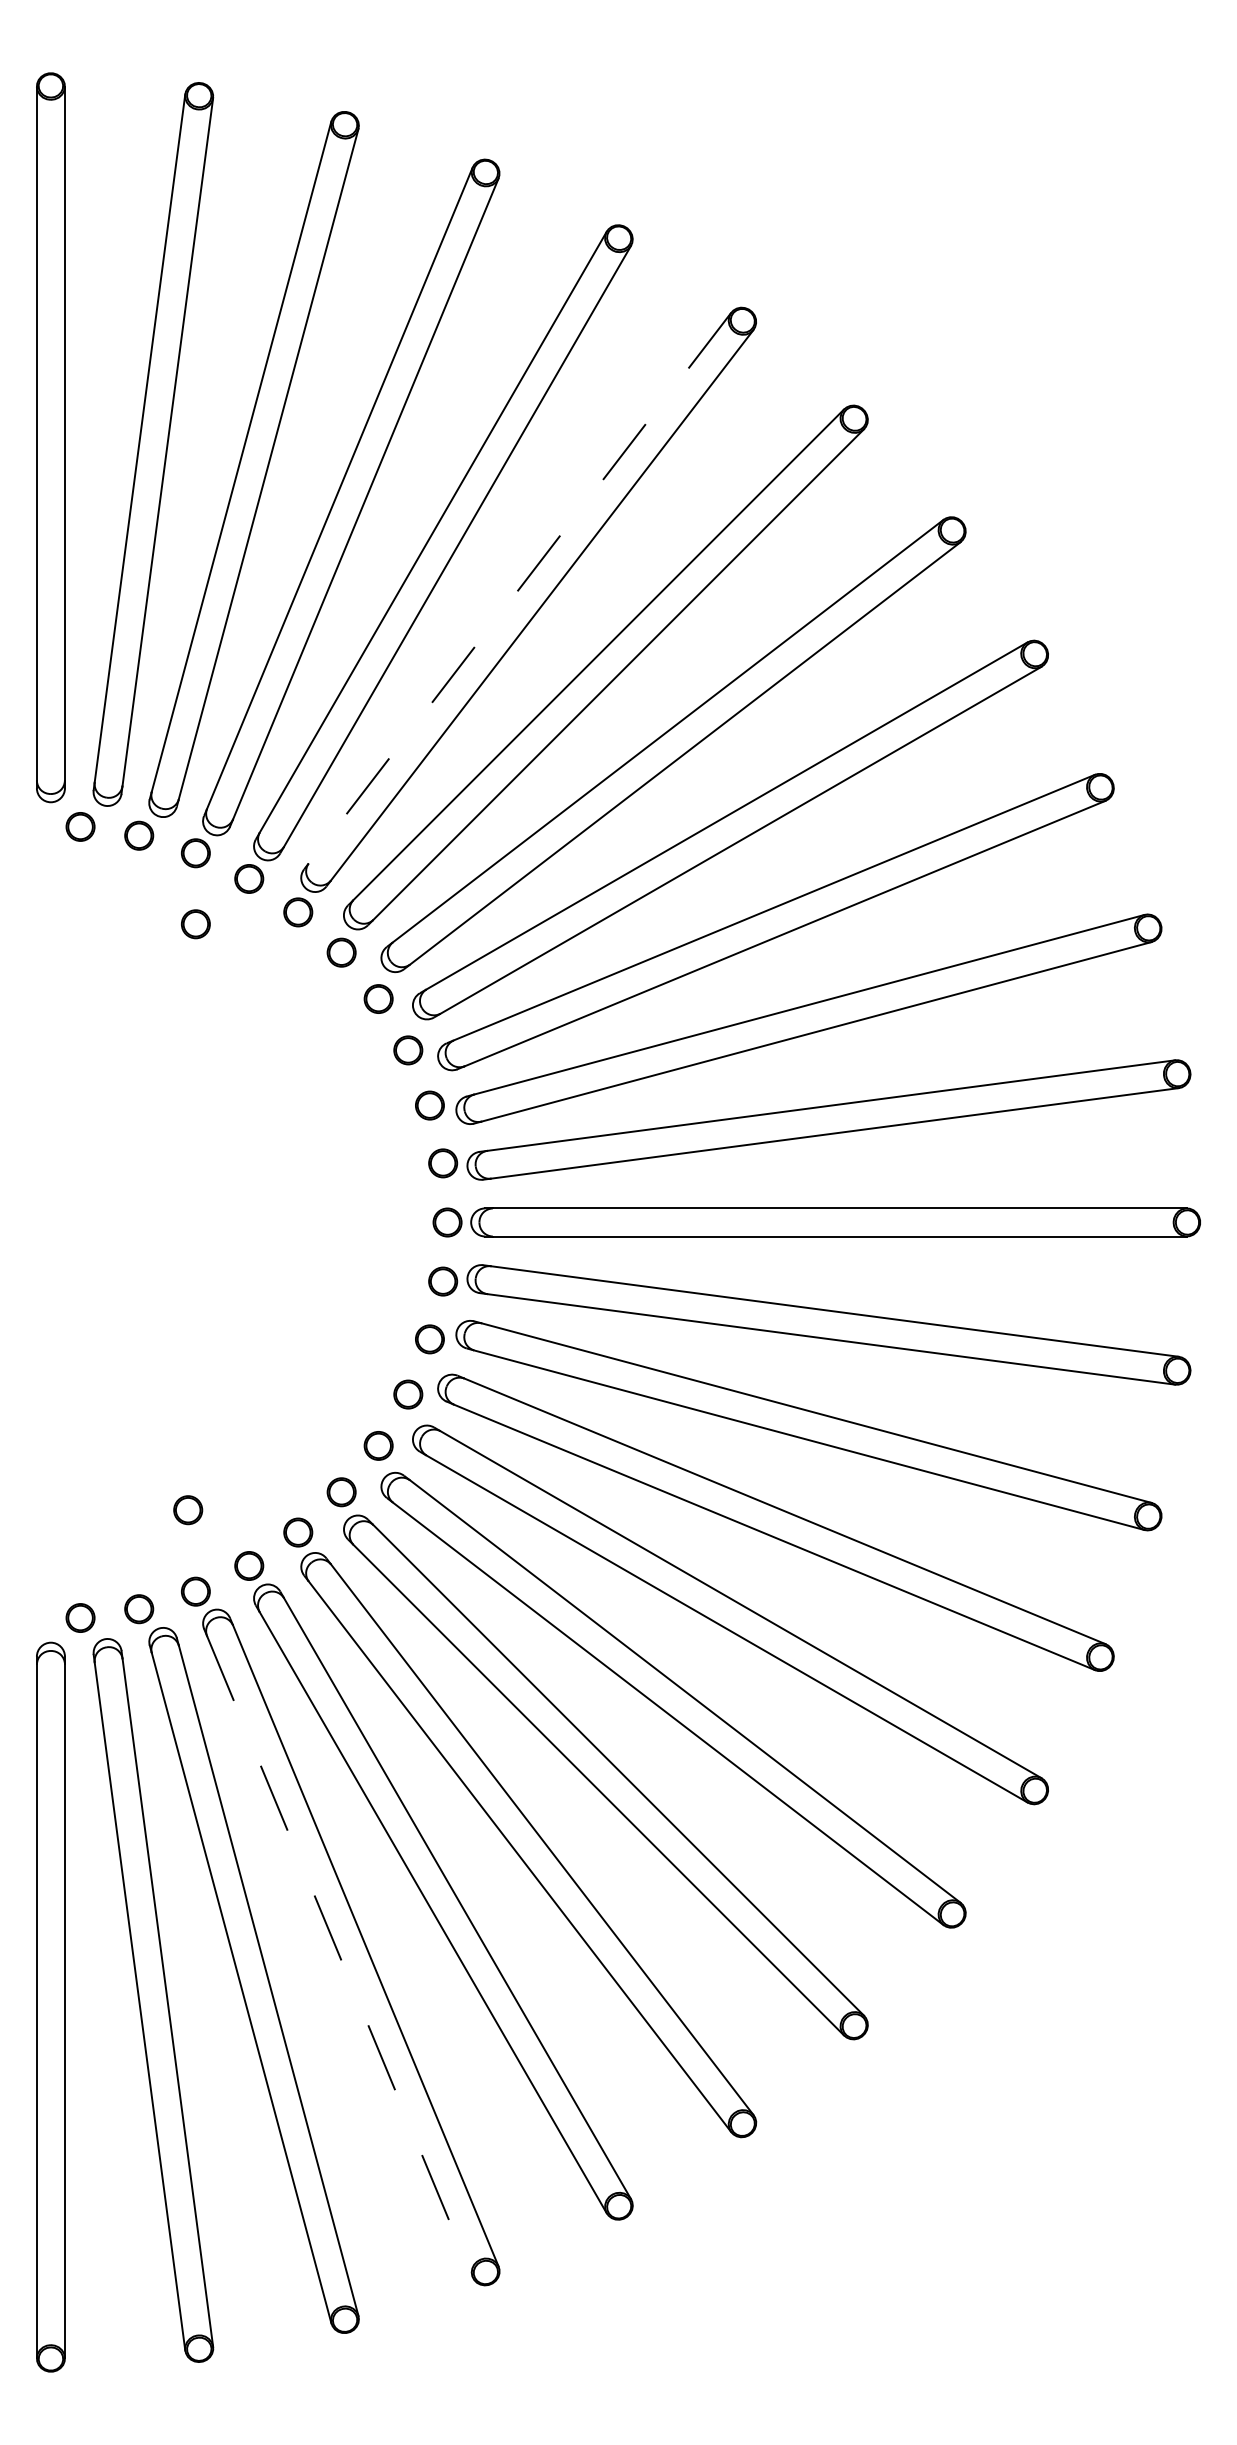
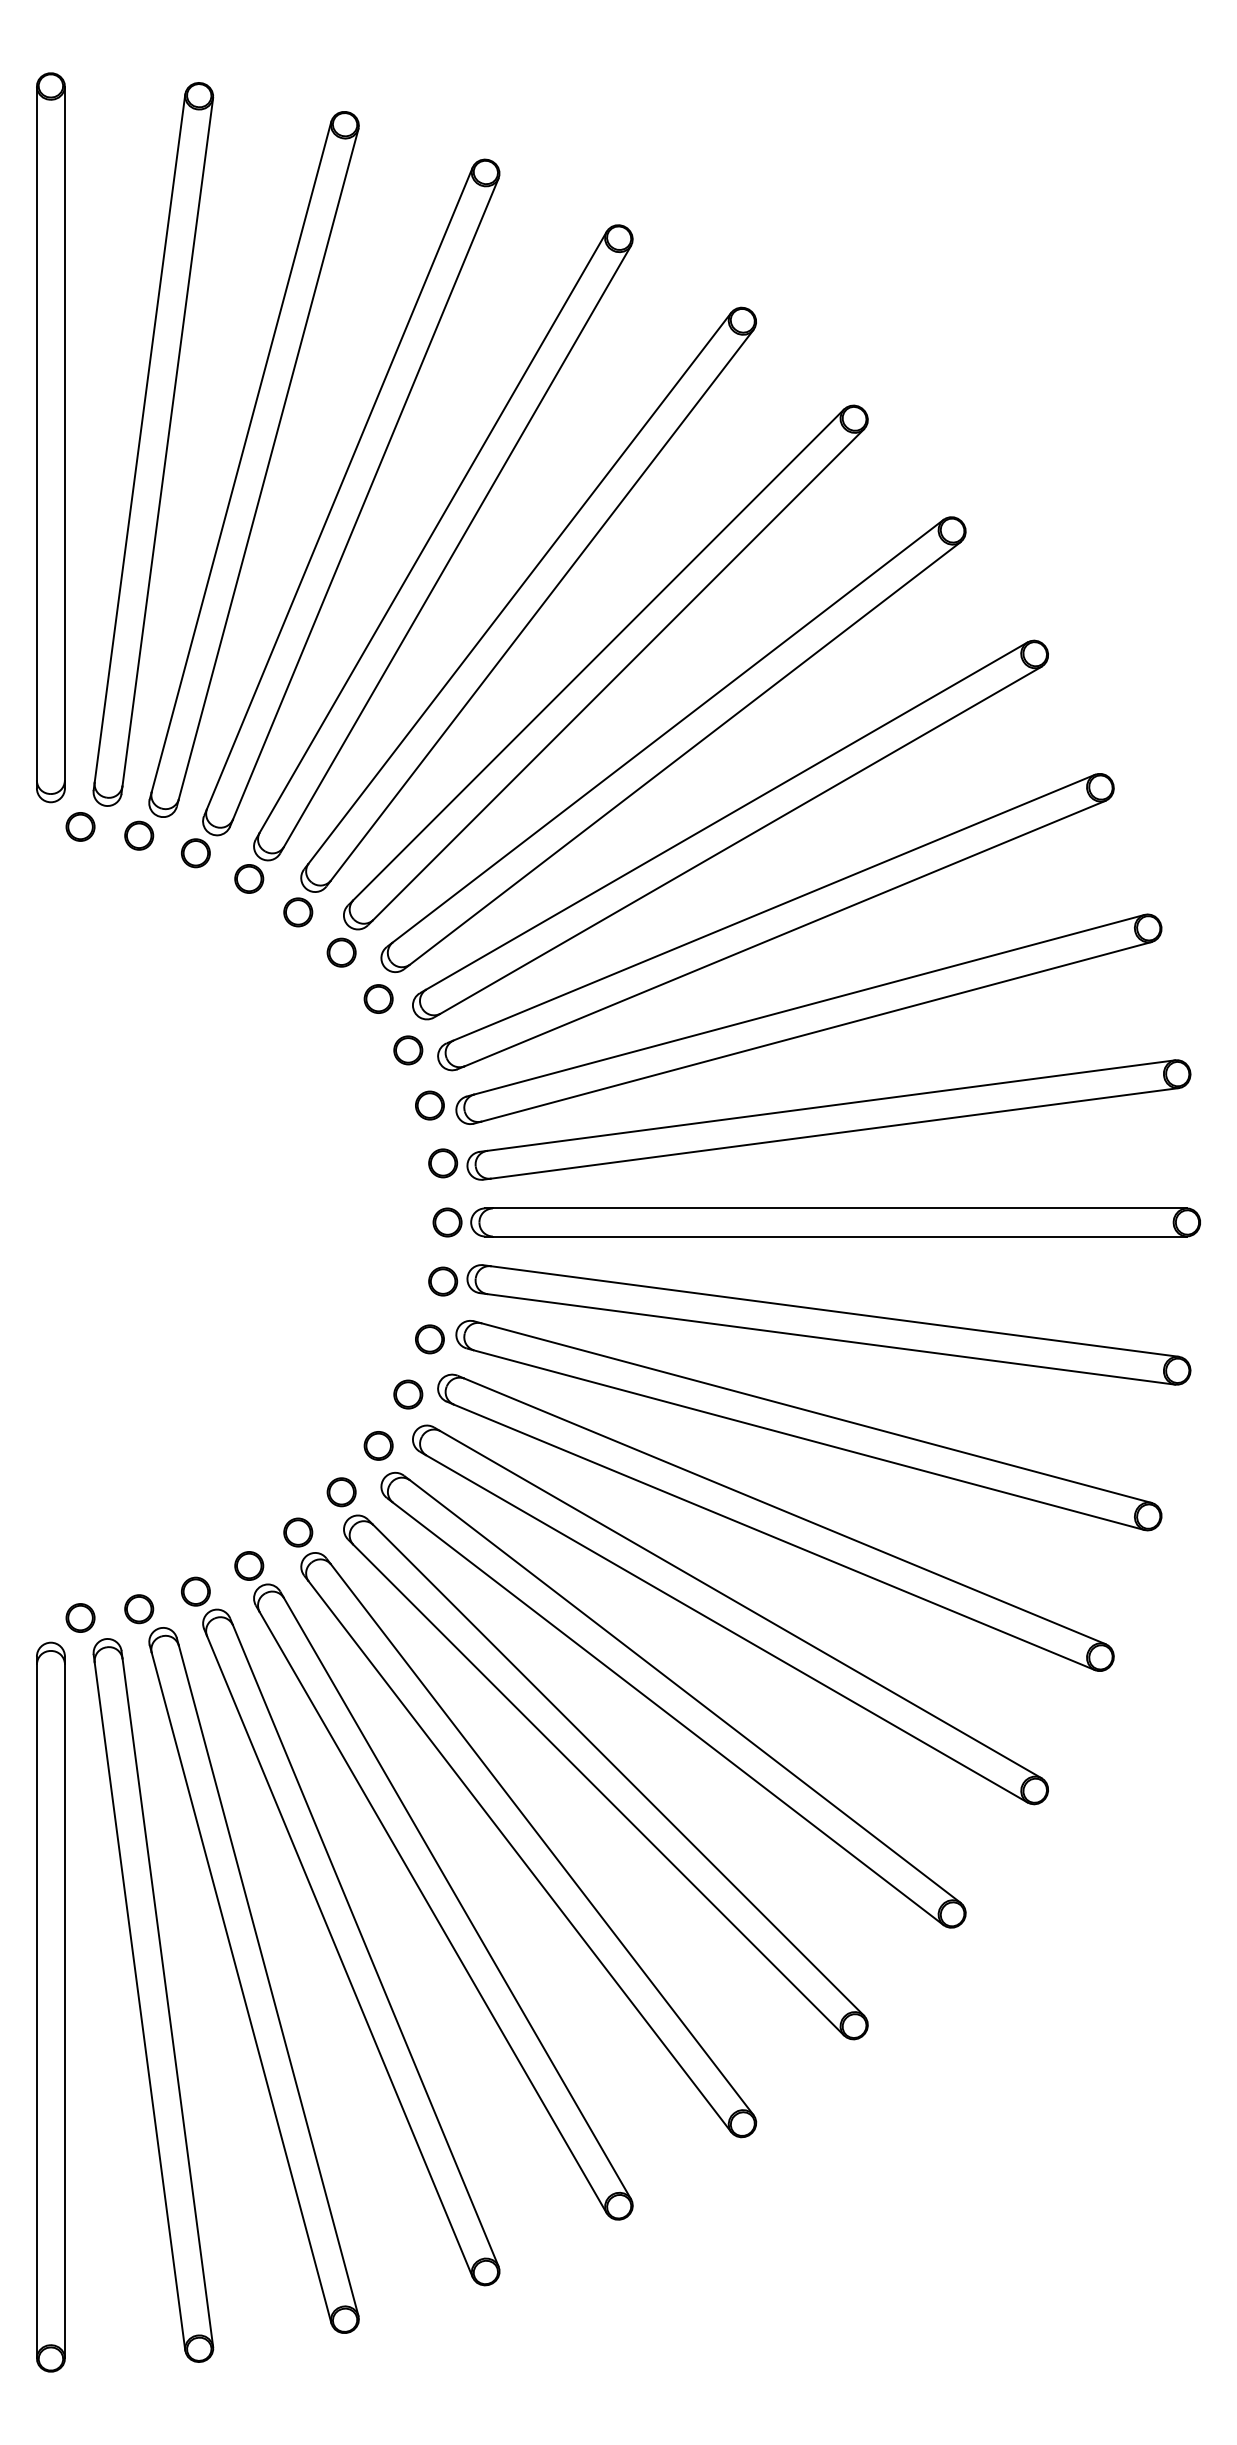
line: dashed -> solid (519, 588)
part: present -> none (195, 924)
part: present -> none (188, 1510)
line: dashed -> solid (340, 1957)
